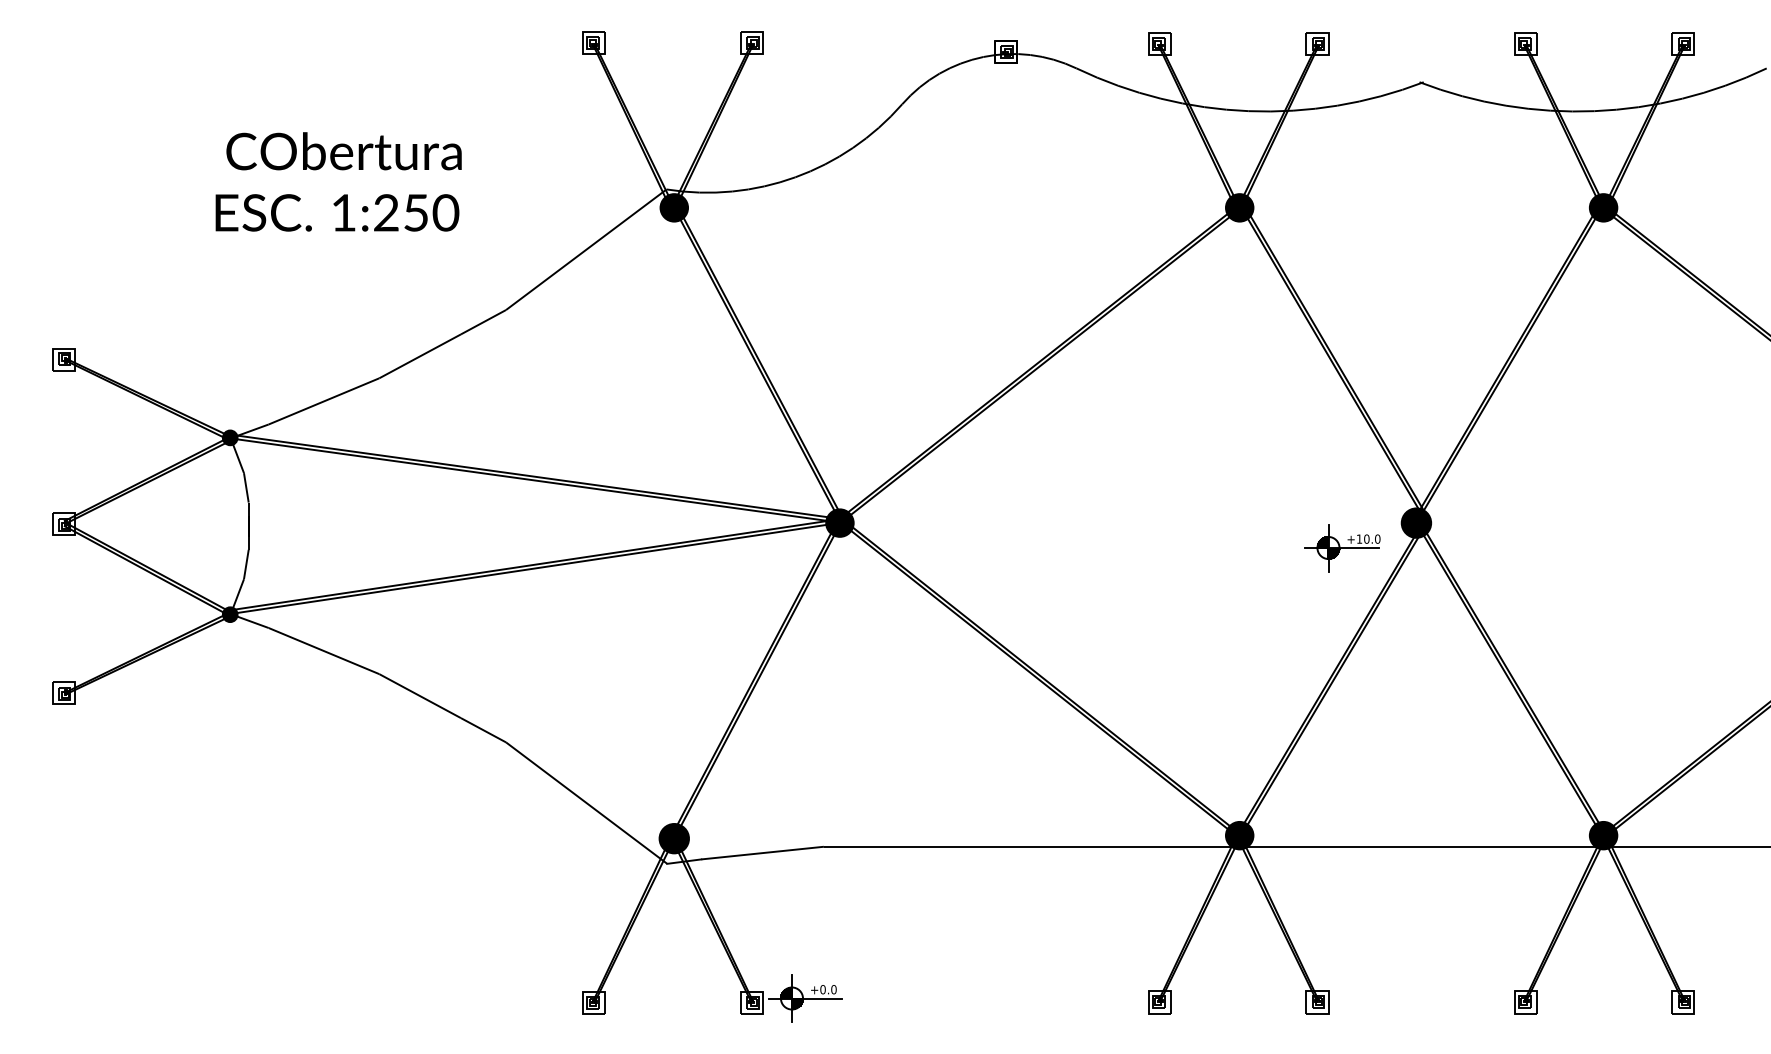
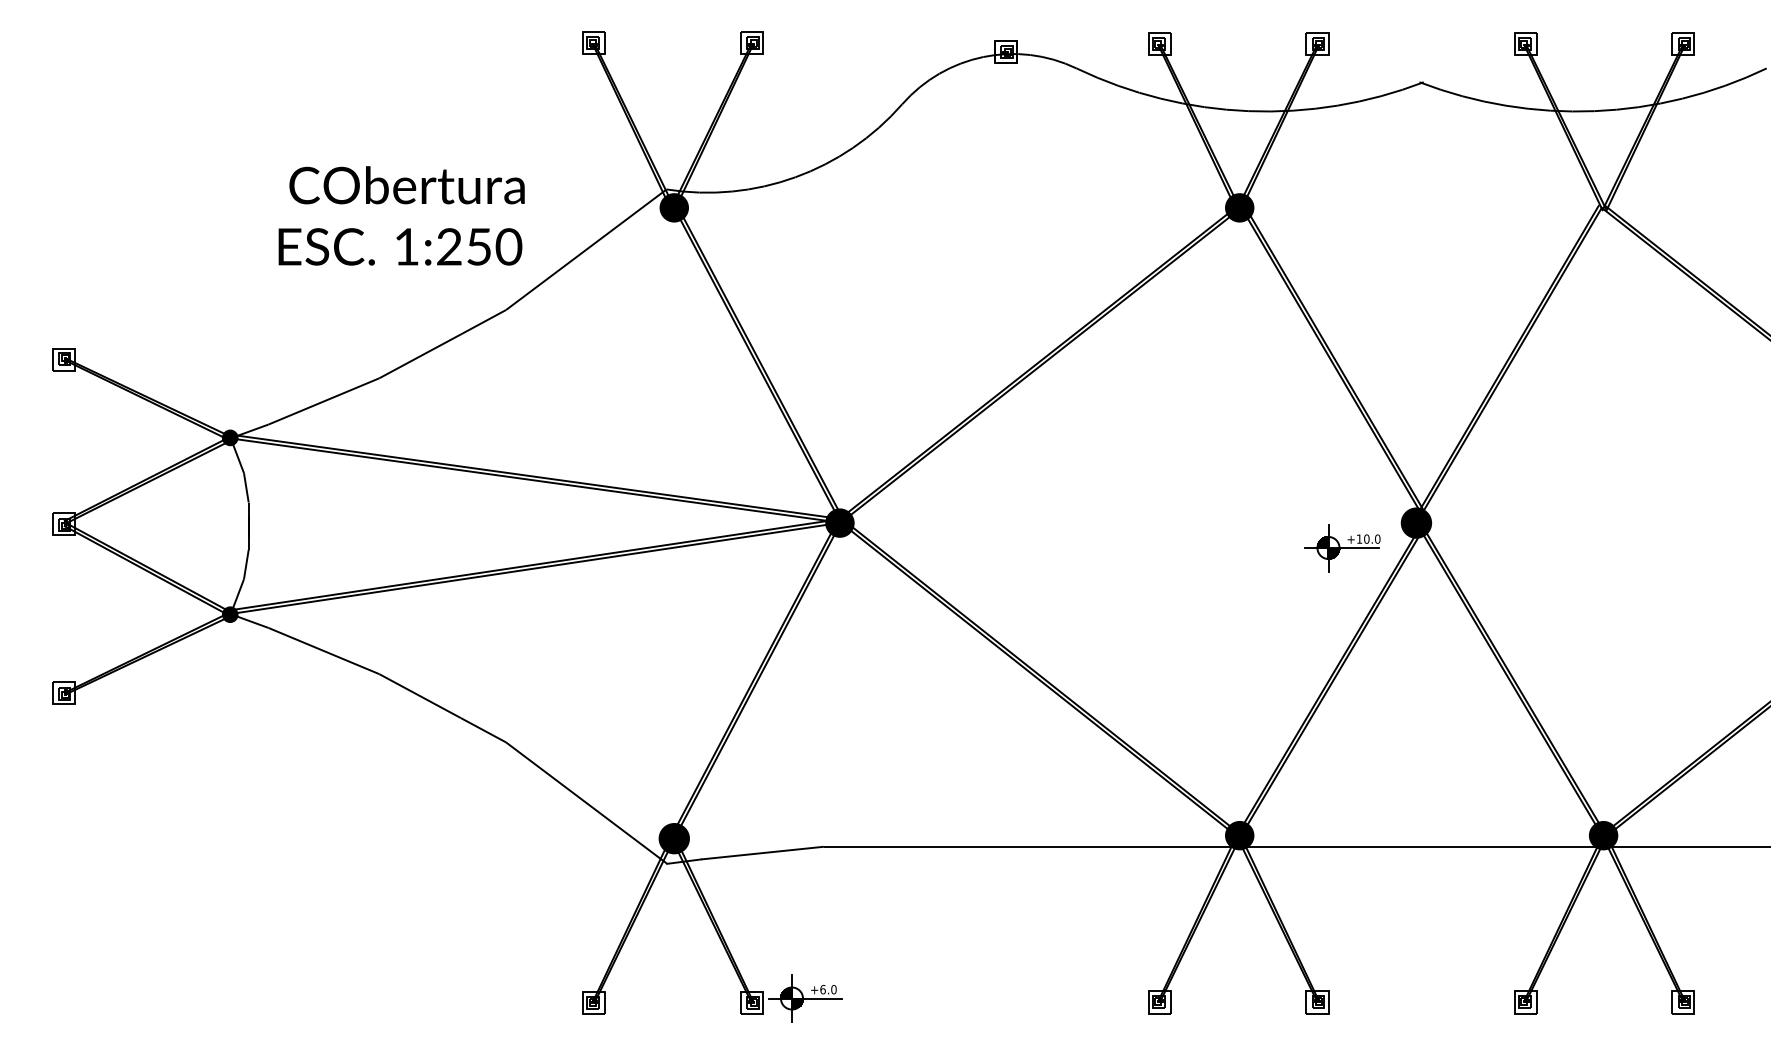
text position: (338, 181) -> (401, 215) (401, 215)
fill: present -> none (1603, 207)
text: +0.0 -> +6.0 (822, 989)
